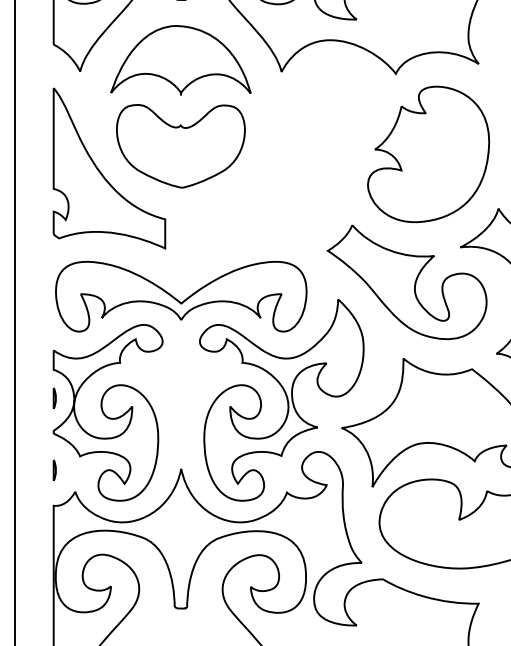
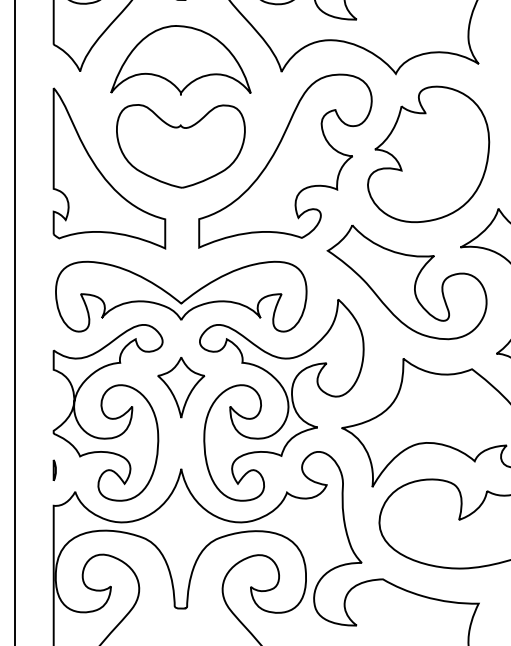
part: none -> present (285, 160)
part: none -> present (181, 387)
line: present -> none (54, 398)
